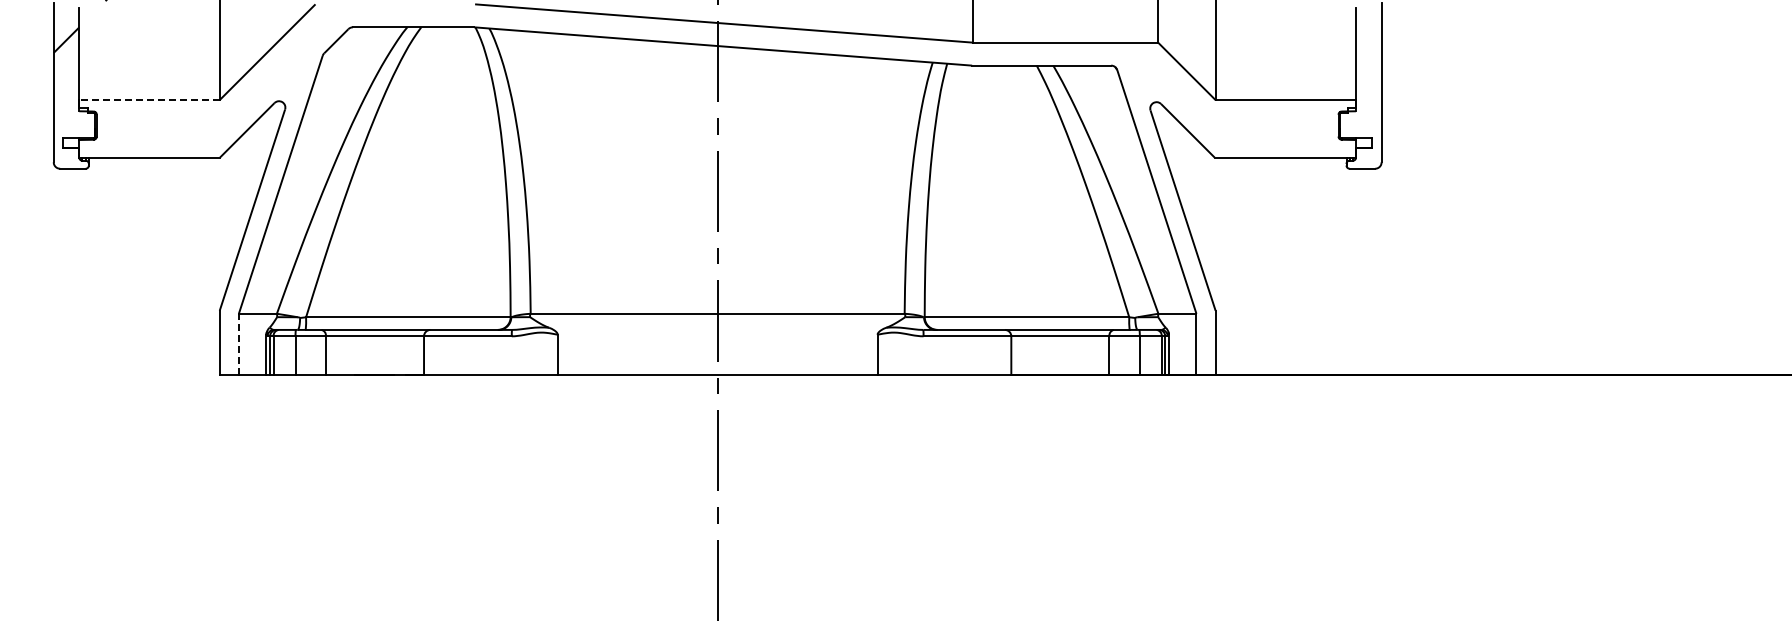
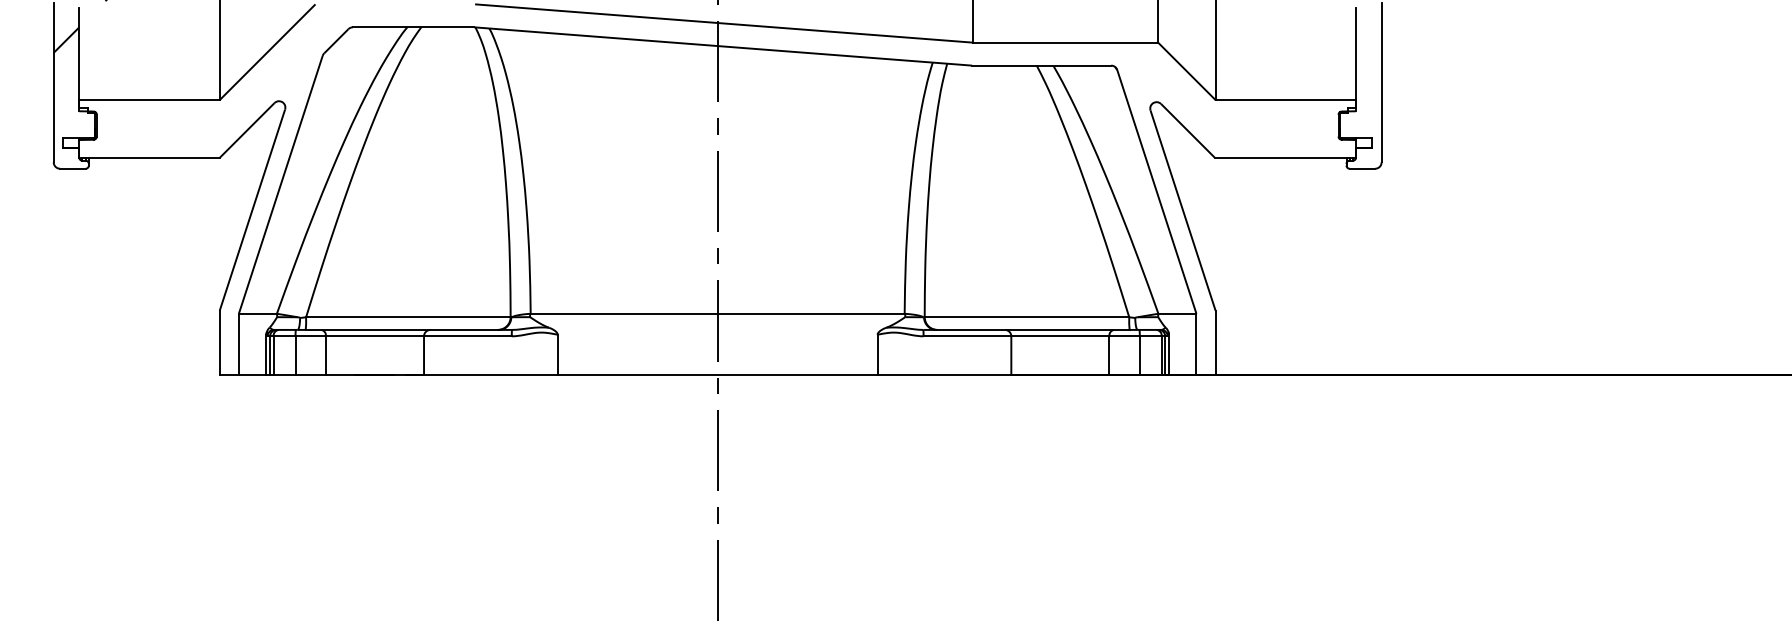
line: dashed -> solid (149, 100)
line: dashed -> solid (238, 343)
